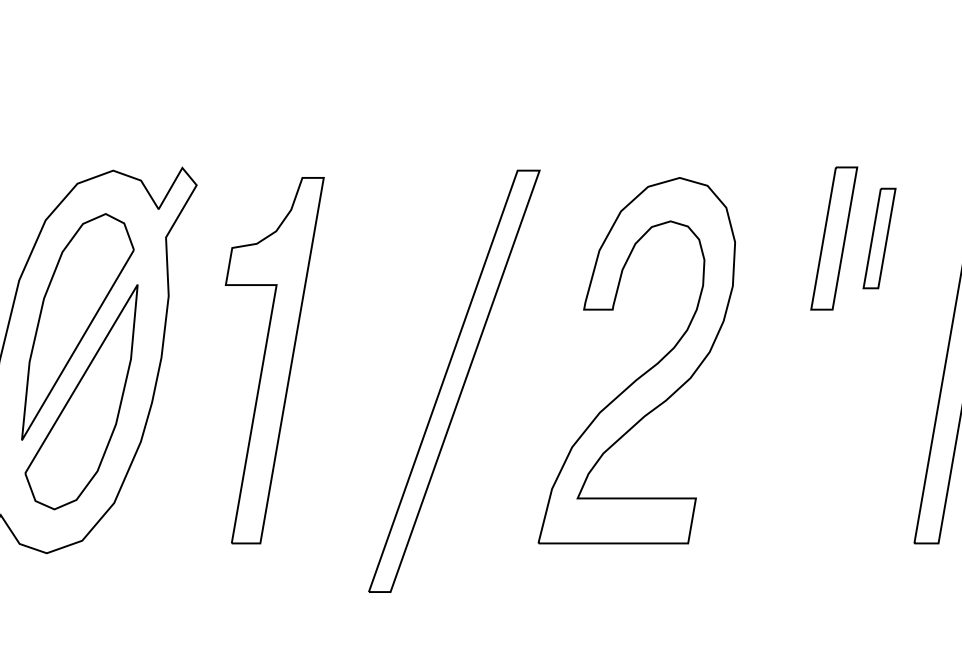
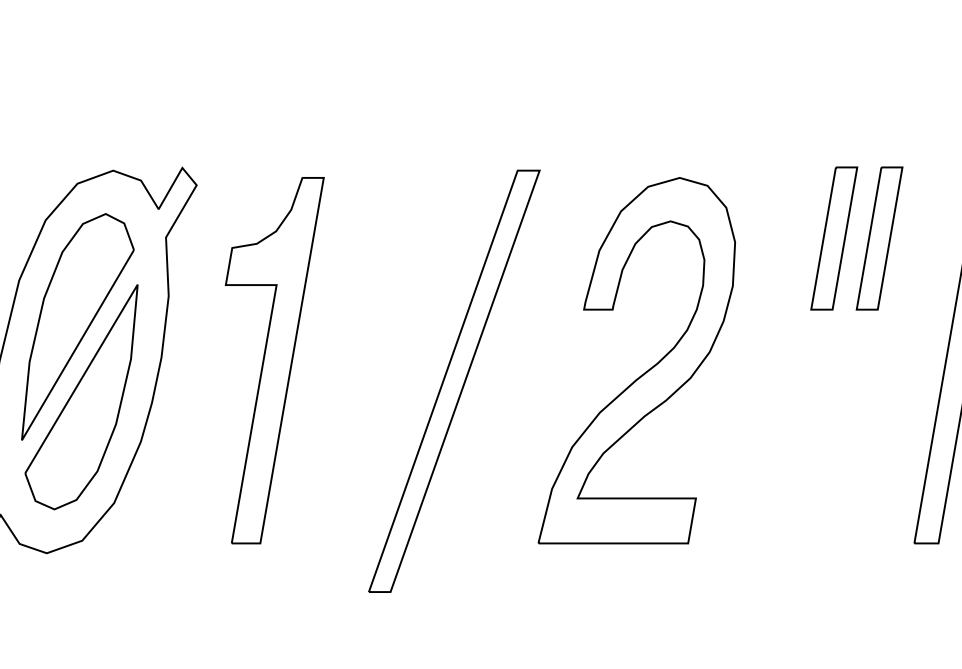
part size: 35x103 px -> 49x145 px (879, 238)
